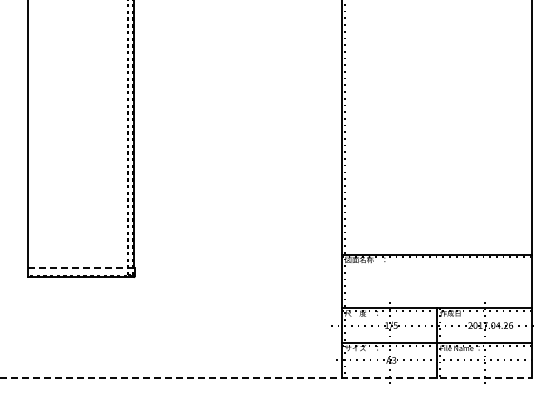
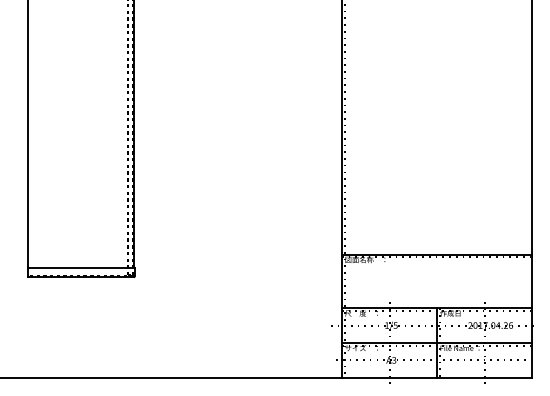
line: dashed -> solid (81, 267)
line: dashed -> solid (266, 377)
